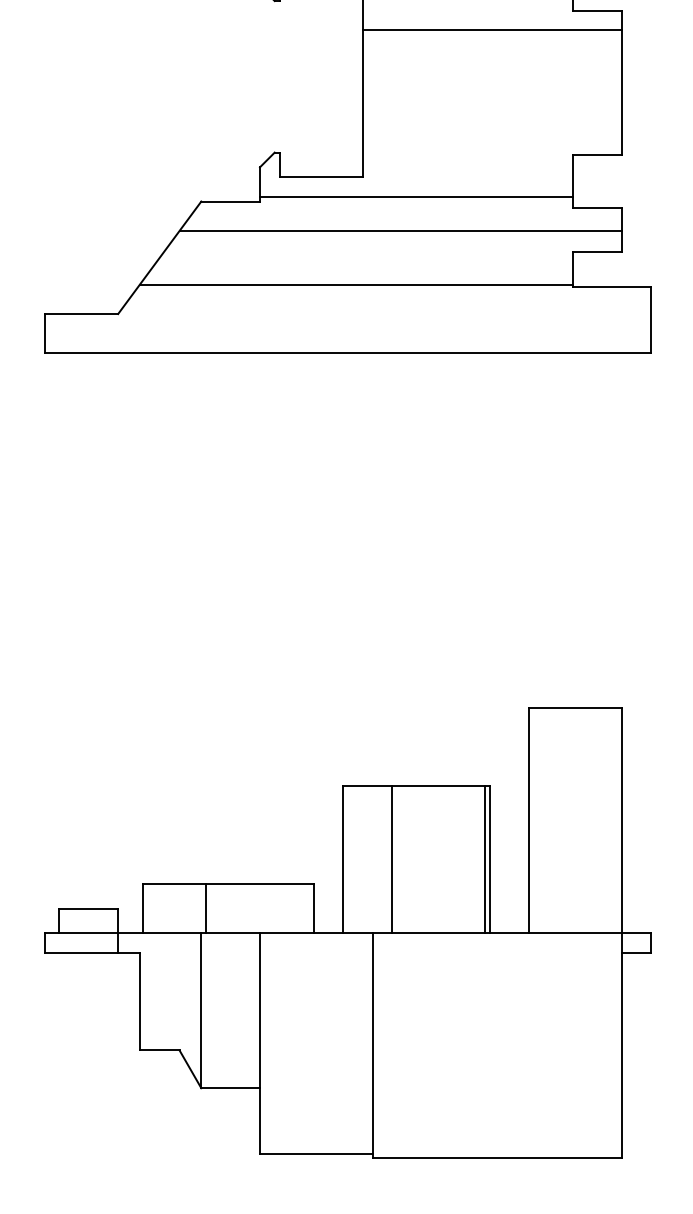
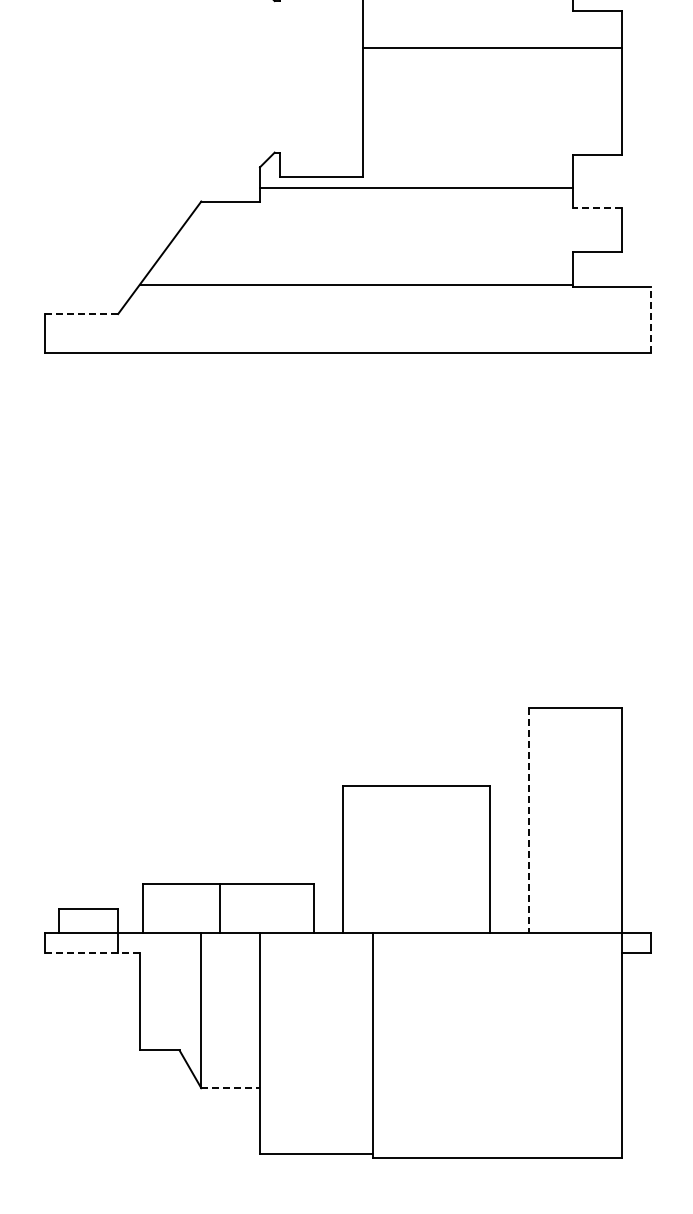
line position: (491, 30) -> (491, 48) (491, 48)
line position: (416, 196) -> (416, 187) (416, 187)
line: solid -> dashed (596, 208)
line: present -> none (400, 230)
line: solid -> dashed (81, 314)
line: solid -> dashed (651, 319)
line: solid -> dashed (529, 821)
line: present -> none (392, 859)
line: present -> none (484, 859)
line position: (206, 908) -> (220, 908) (220, 908)
line: solid -> dashed (92, 952)
line: solid -> dashed (231, 1088)
